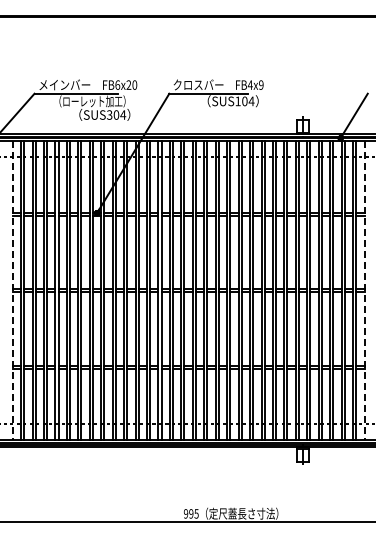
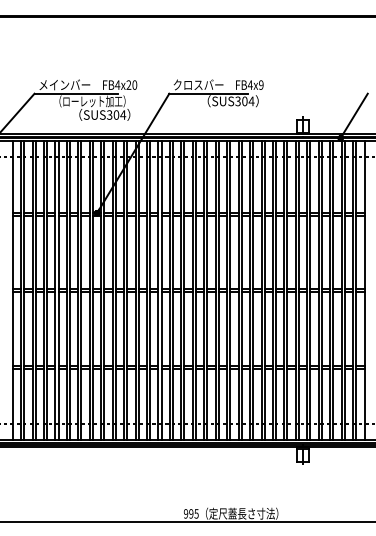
text: FB6x20 -> FB4x20 (117, 84)
text: SUS104 -> SUS304 (237, 101)
line: dashed -> solid (12, 290)
line: dashed -> solid (364, 290)
